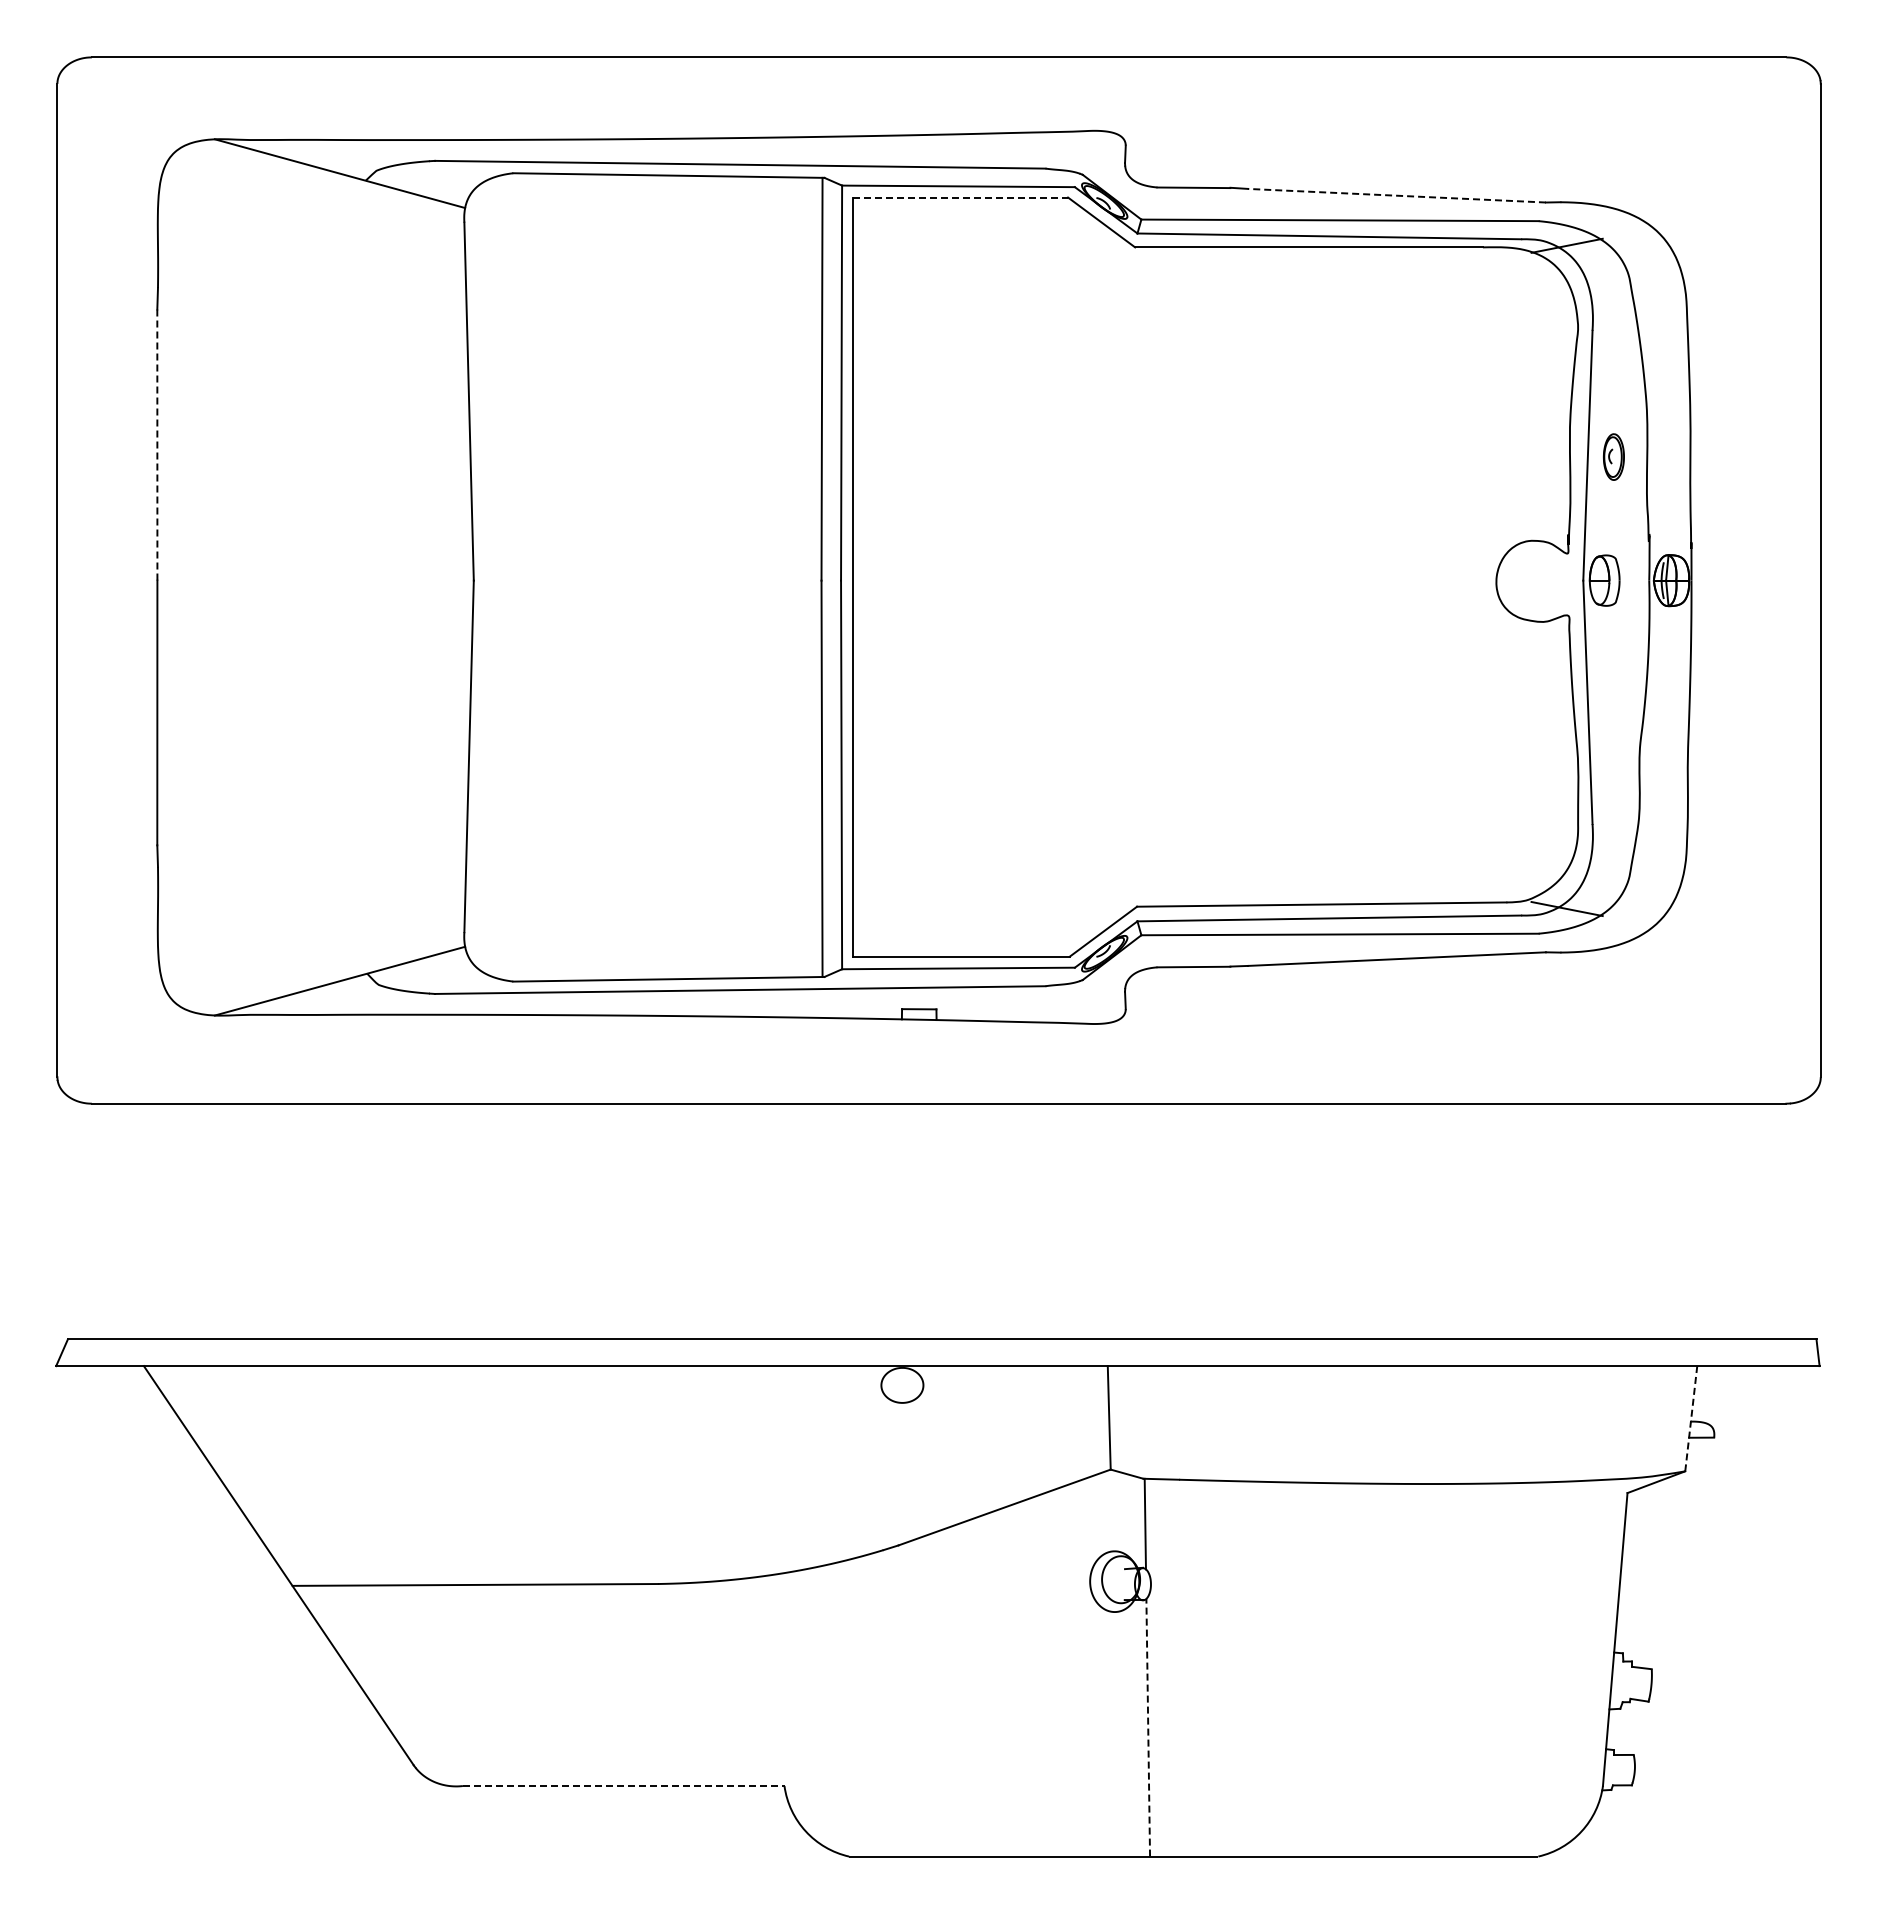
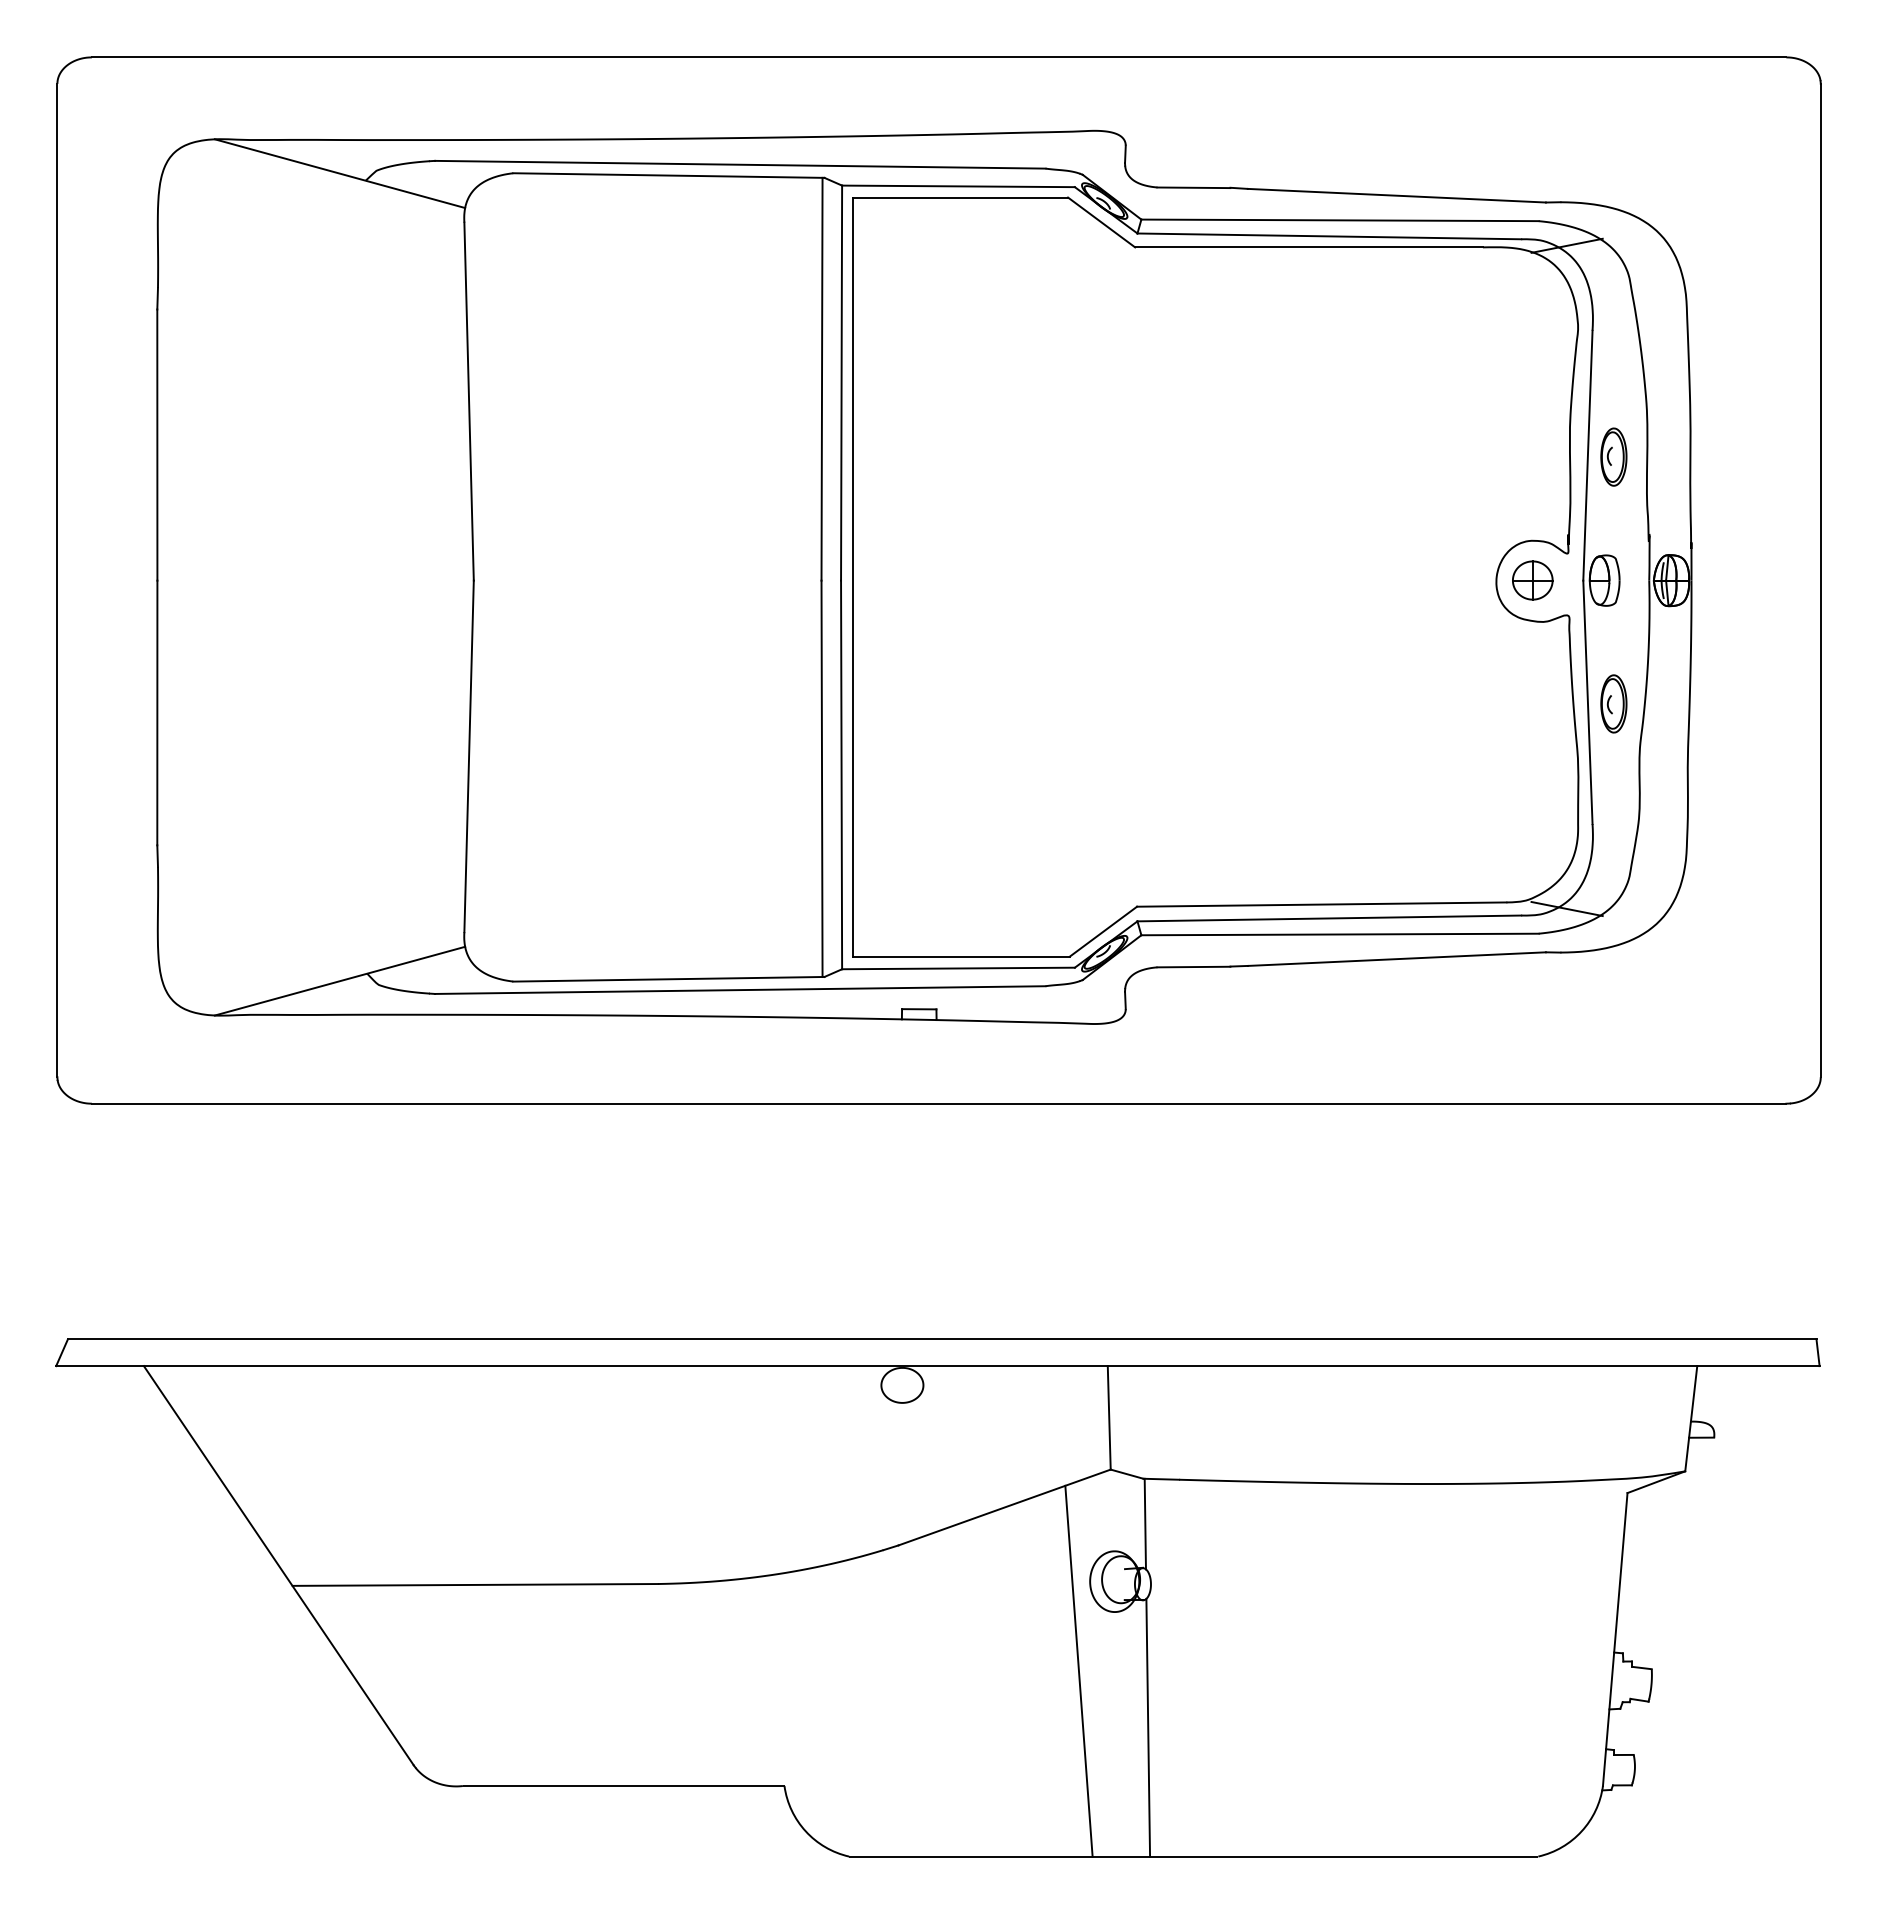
line: dashed -> solid (1396, 195)
line: dashed -> solid (961, 197)
line: dashed -> solid (157, 445)
part size: 22x48 px -> 28x60 px (1613, 456)
part: none -> present (1532, 580)
part: none -> present (1613, 703)
line: dashed -> solid (1691, 1418)
line: none -> present (1078, 1670)
line: dashed -> solid (1148, 1727)
line: dashed -> solid (623, 1786)
